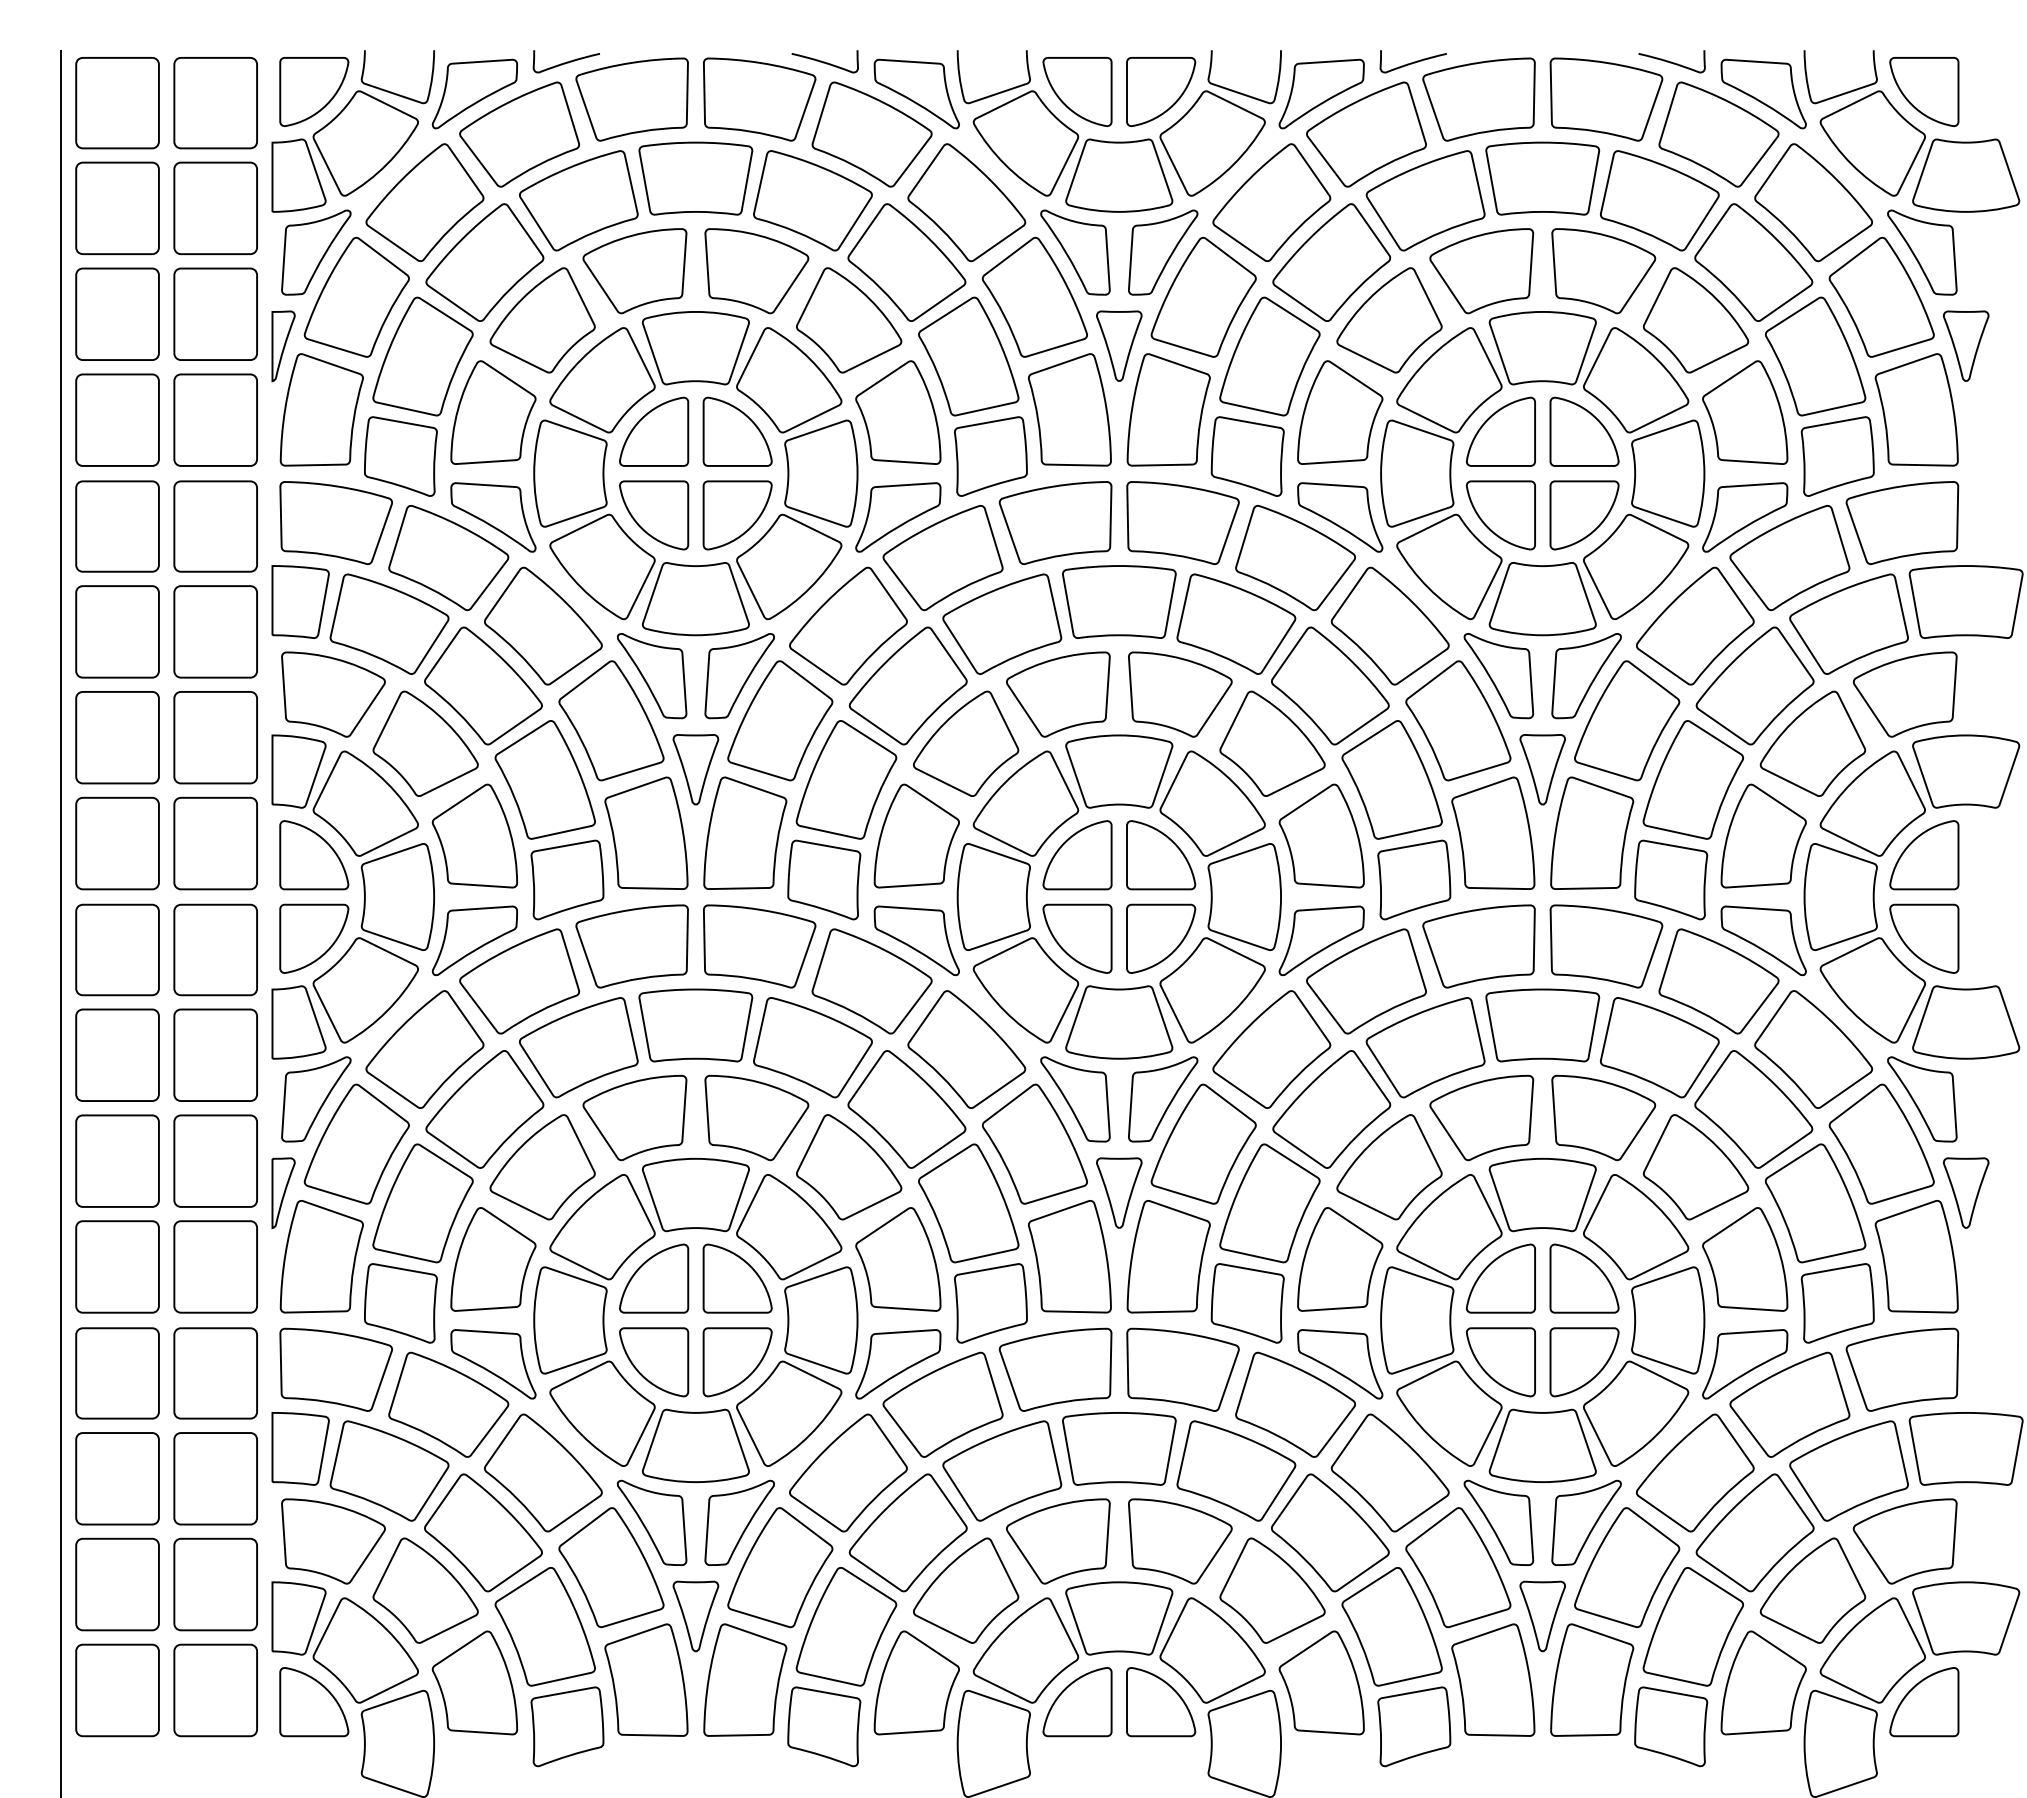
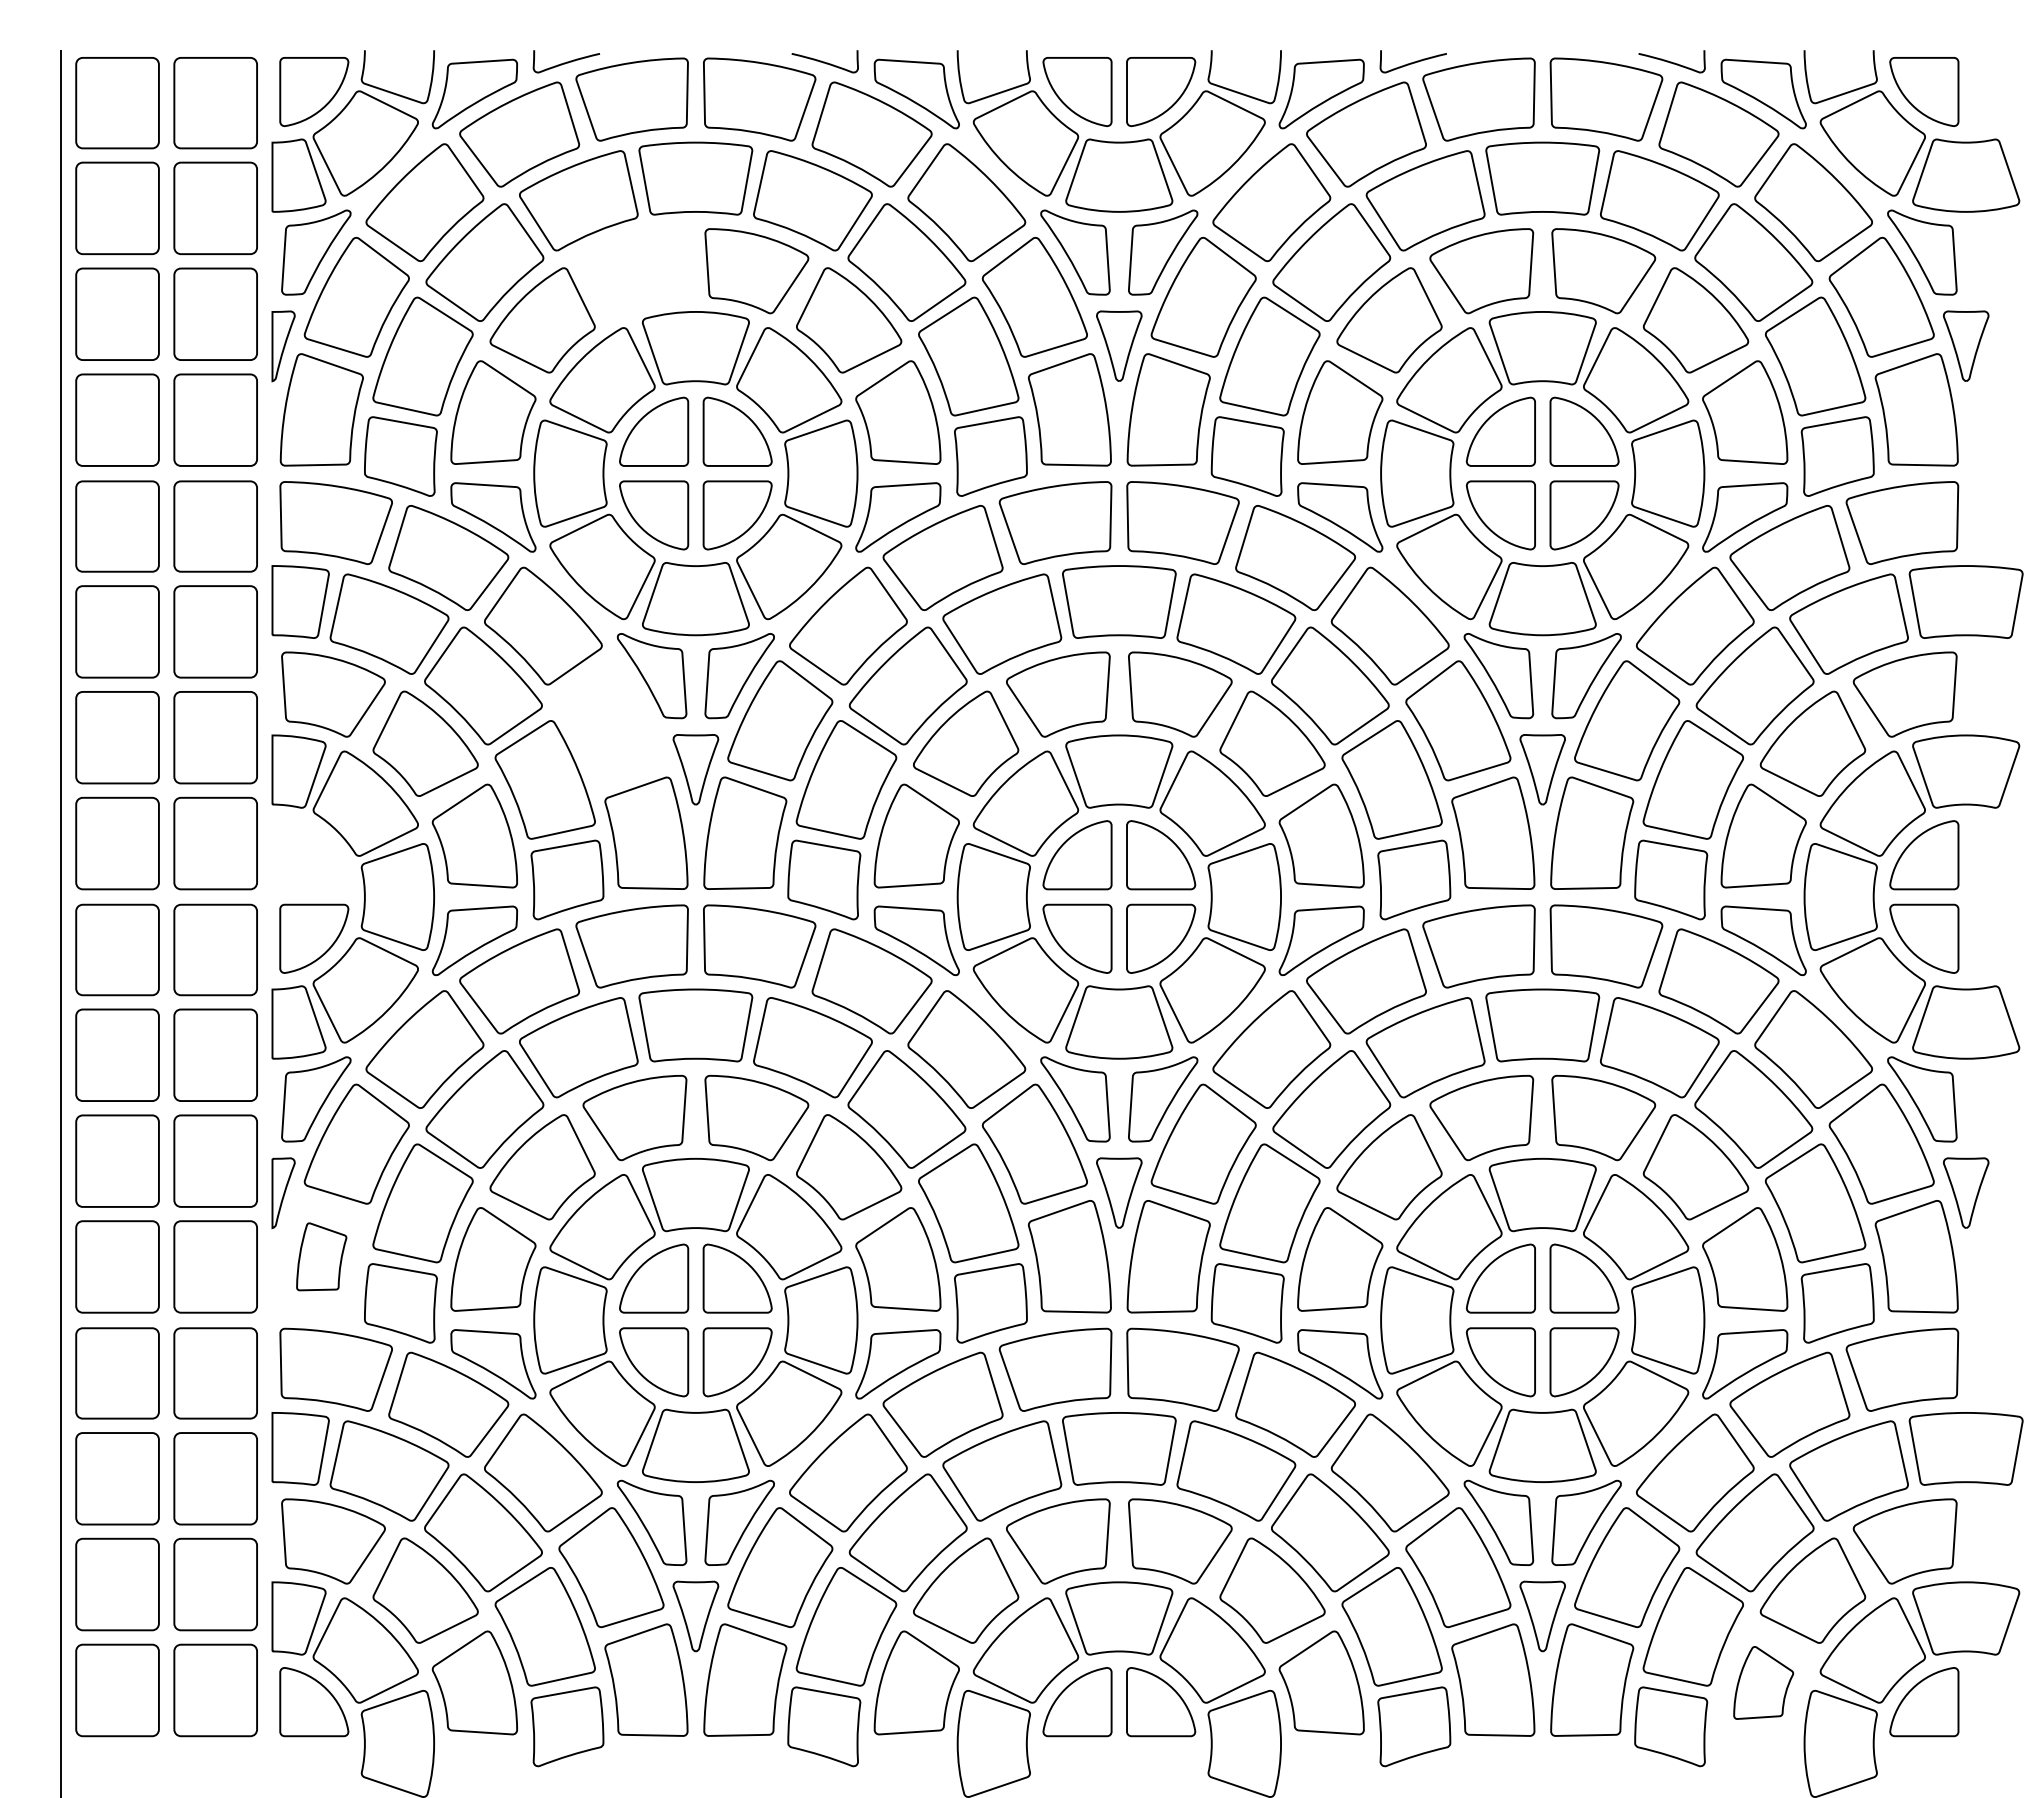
part: present -> none (634, 271)
part: present -> none (611, 720)
part: present -> none (314, 855)
part size: 85x114 px -> 52x70 px (321, 1256)
part size: 87x106 px -> 62x74 px (1763, 1682)
